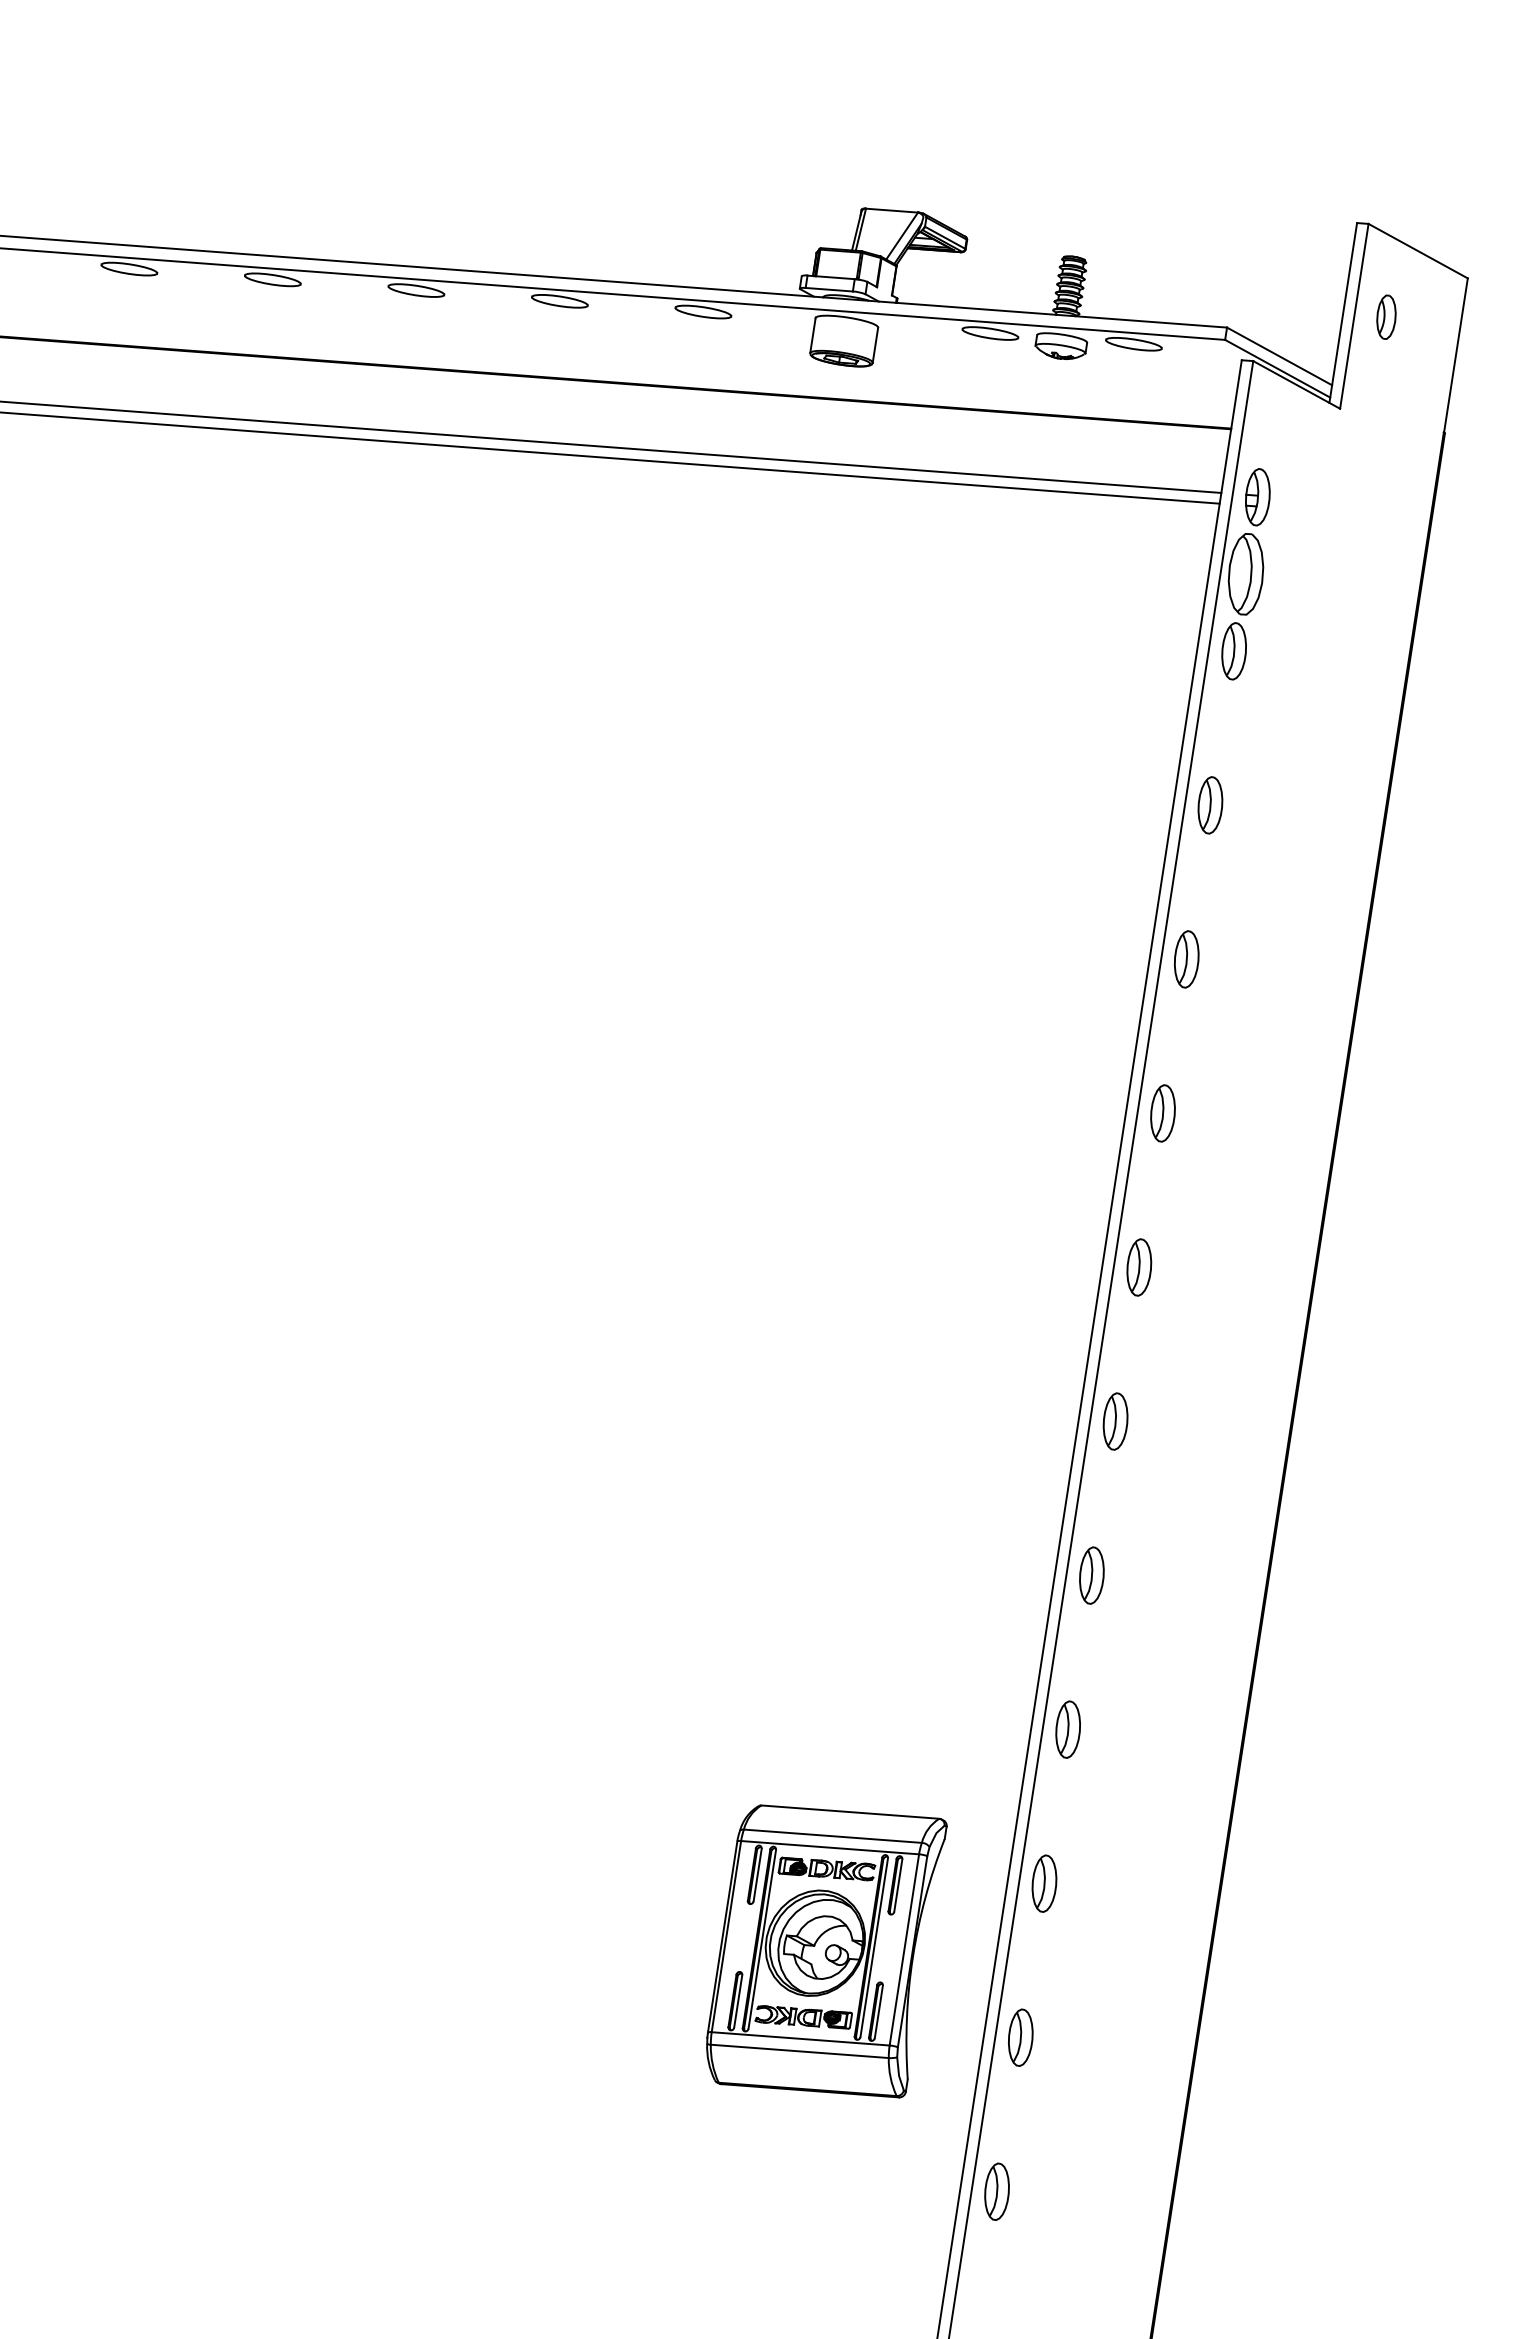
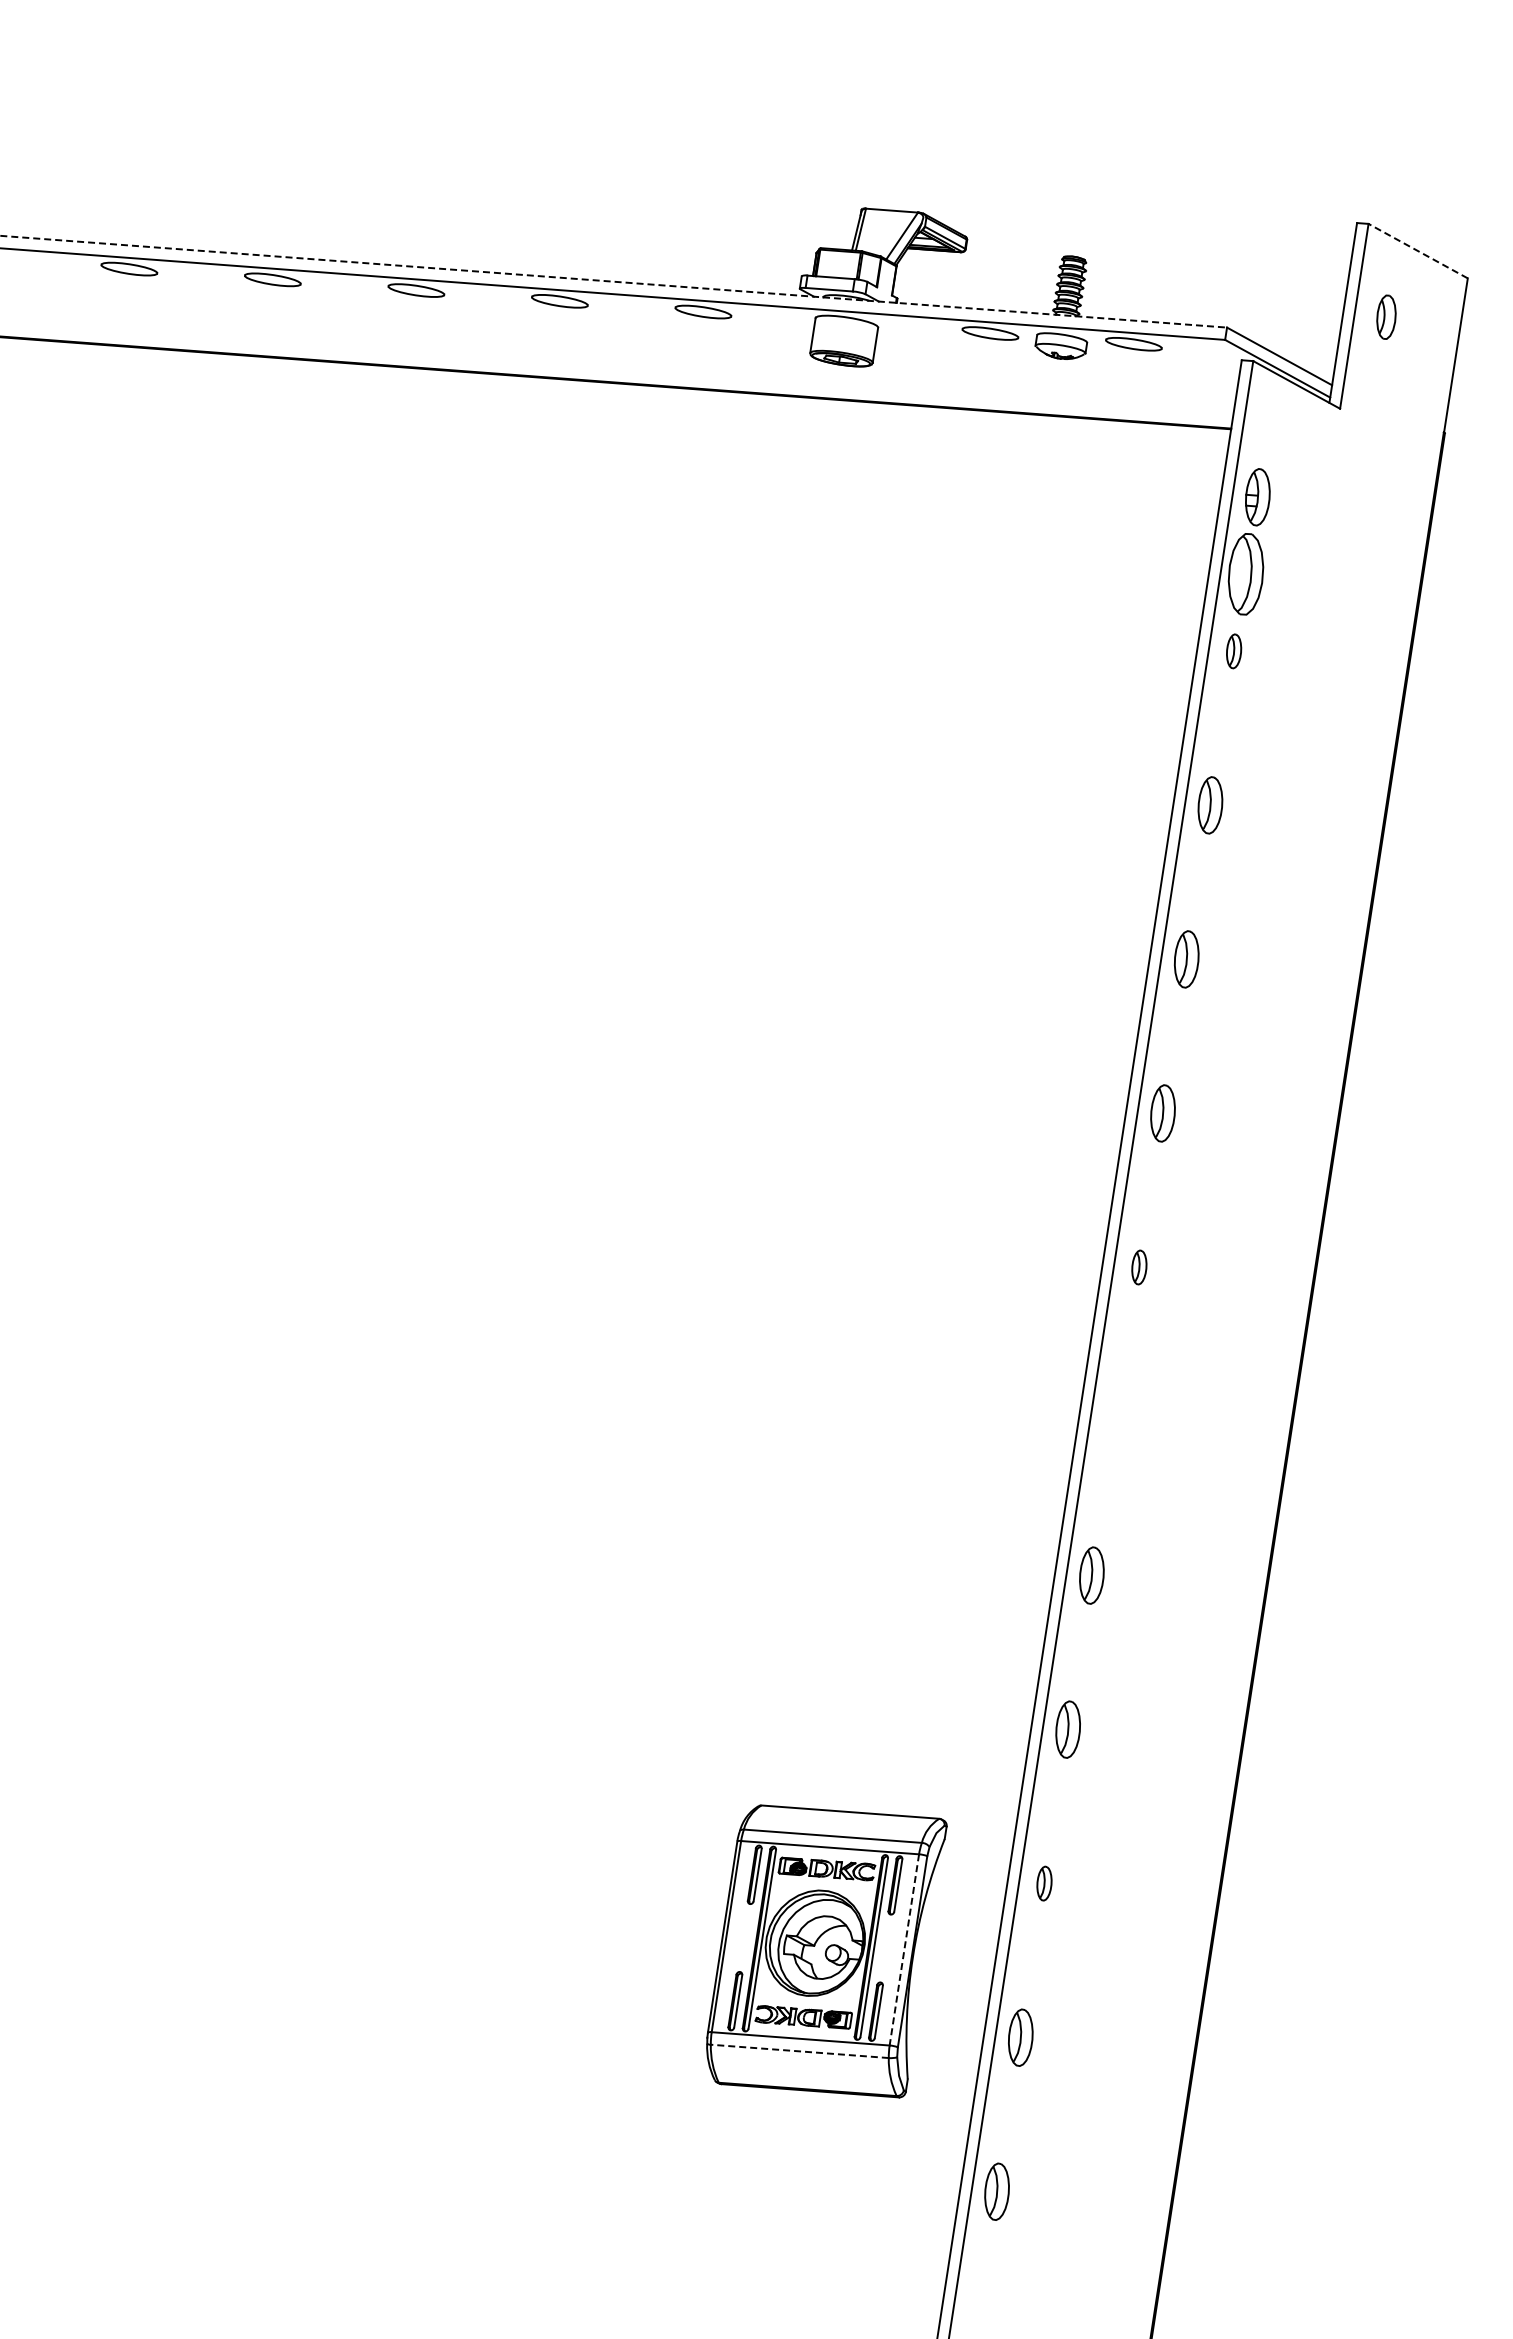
line: solid -> dashed (1418, 251)
line: solid -> dashed (614, 281)
line: present -> none (611, 446)
line: present -> none (610, 457)
part size: 26x59 px -> 17x37 px (1234, 651)
part size: 27x59 px -> 17x37 px (1139, 1267)
part: present -> none (1115, 1421)
part size: 27x59 px -> 17x37 px (1044, 1883)
line: solid -> dashed (904, 1949)
line: solid -> dashed (799, 2051)
